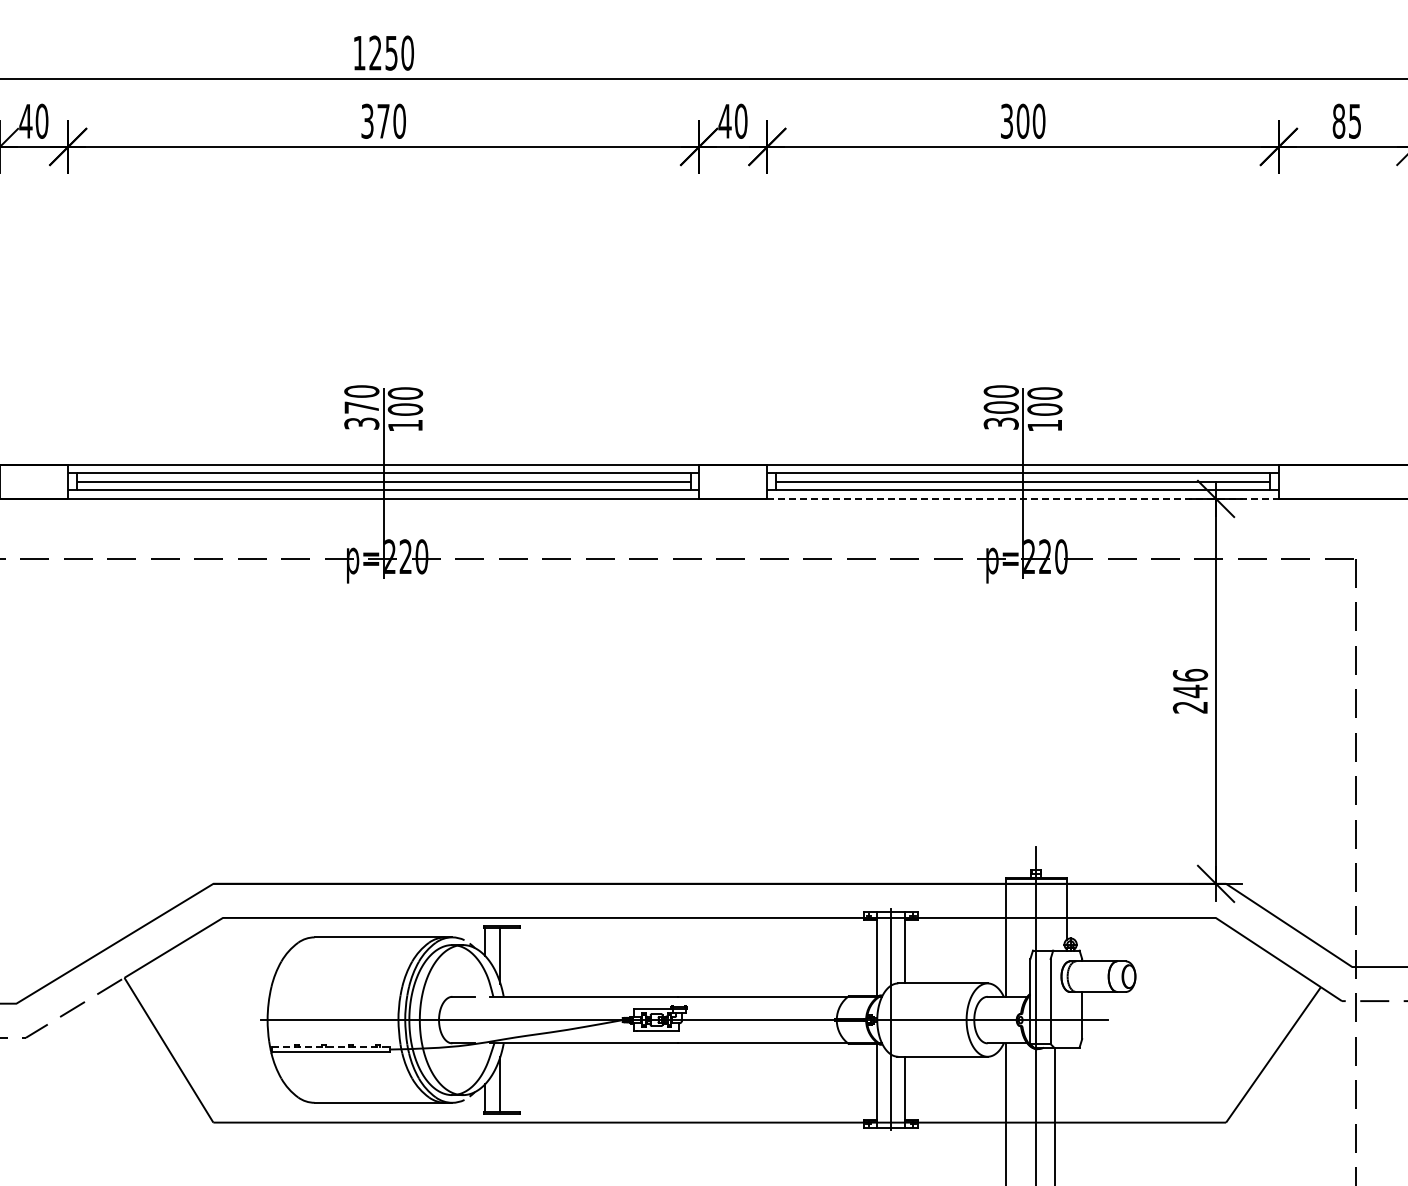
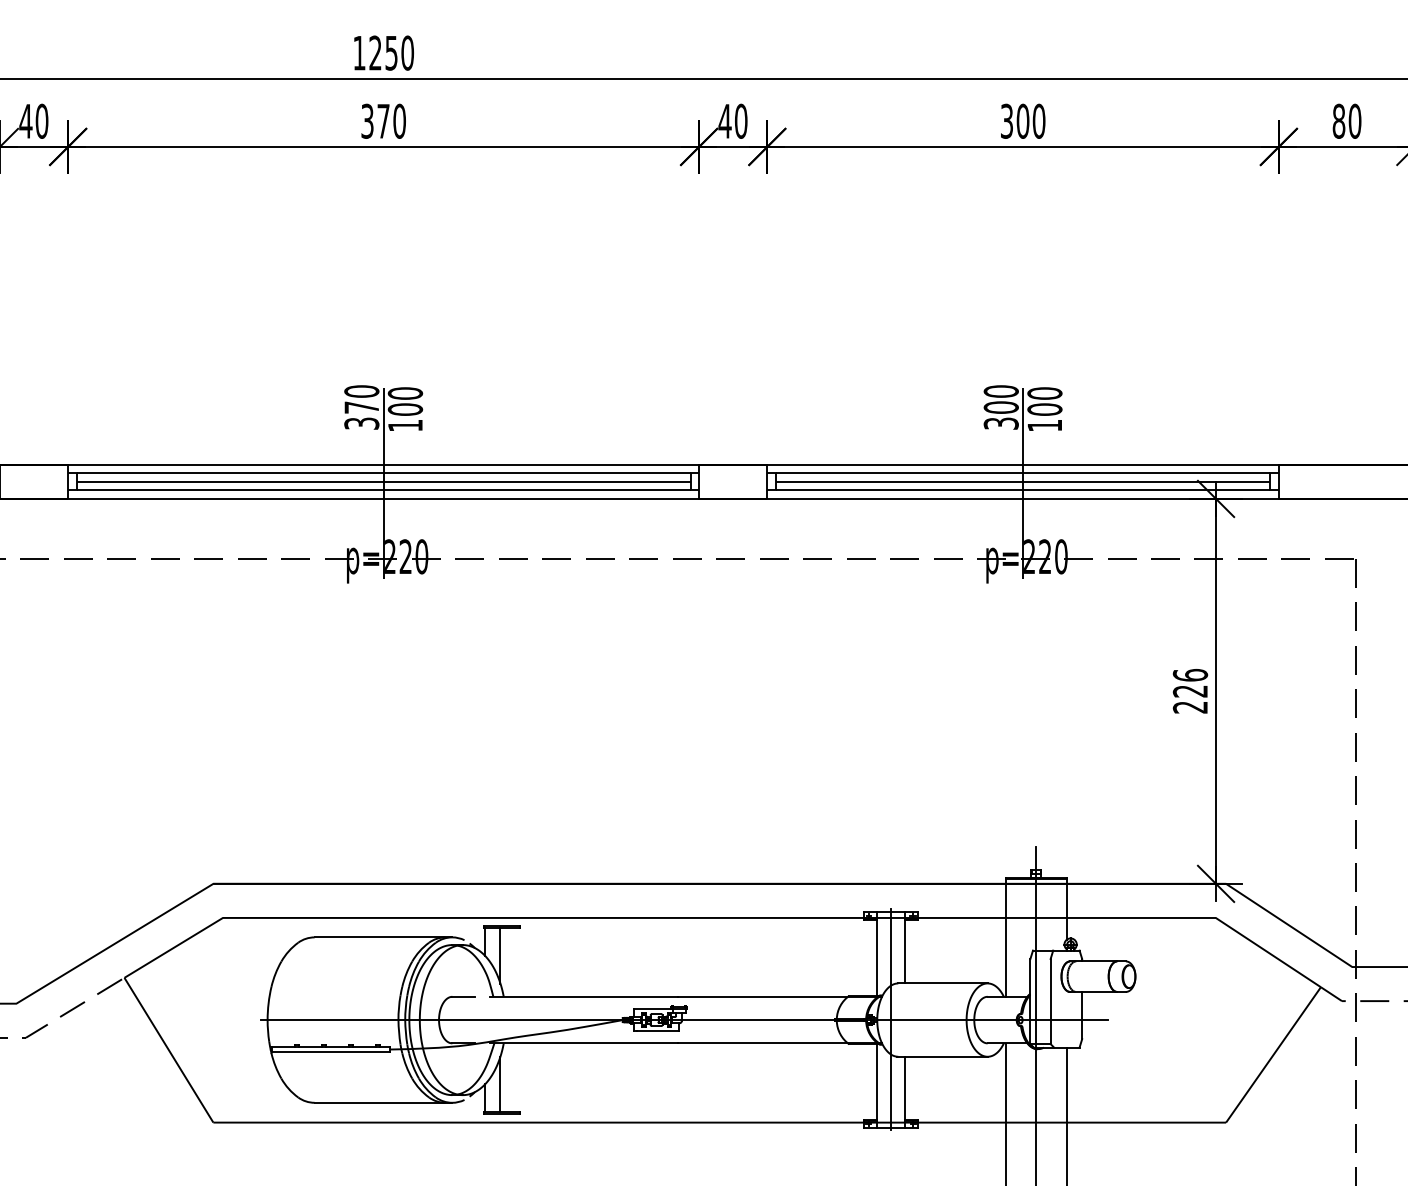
text: 85 -> 80 (1354, 120)
line: dashed -> solid (1023, 498)
text: 246 -> 226 (1189, 691)
line: dashed -> solid (330, 1046)
line position: (1054, 1115) -> (1066, 1115) (1066, 1115)
